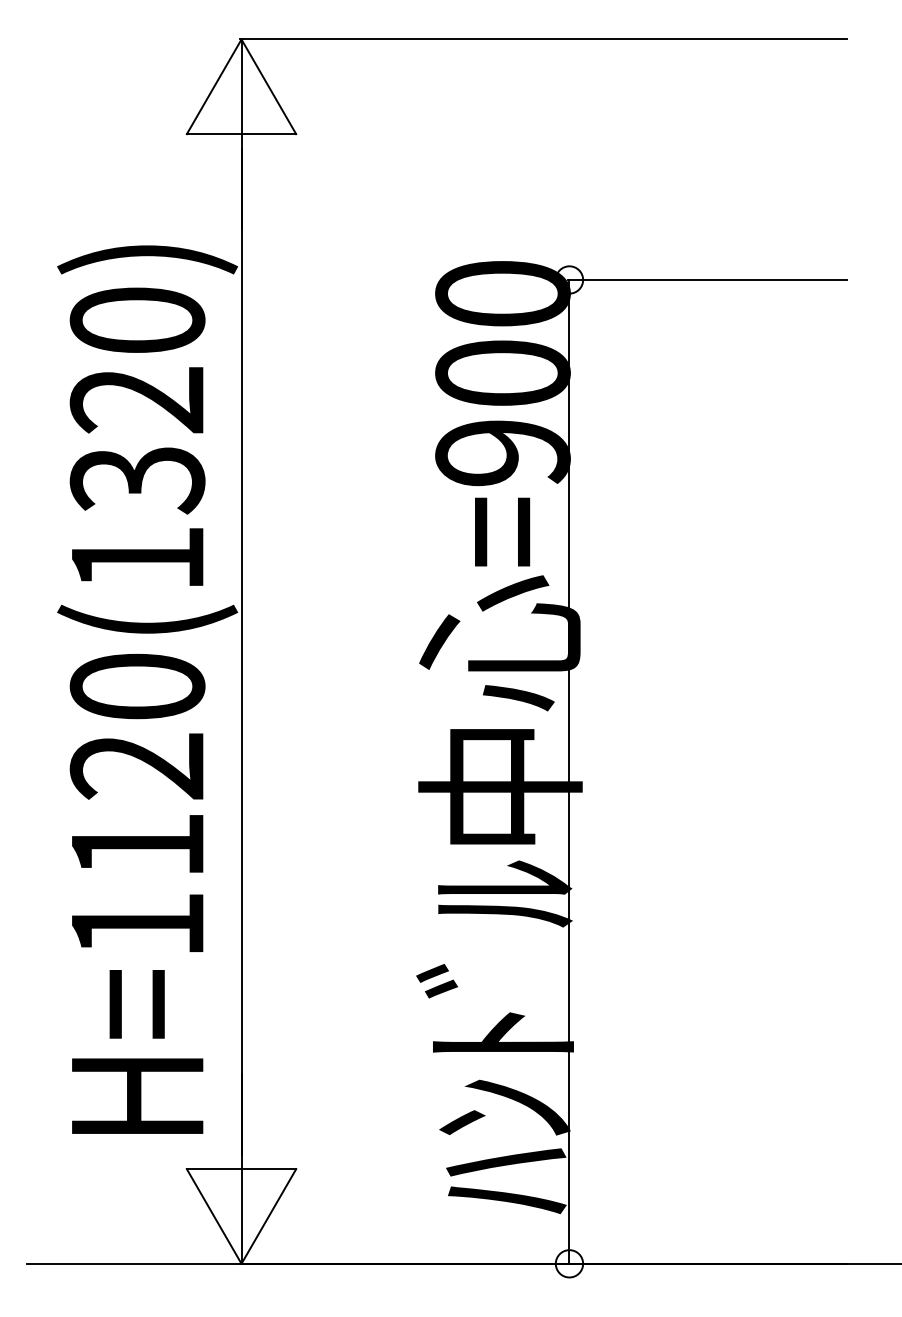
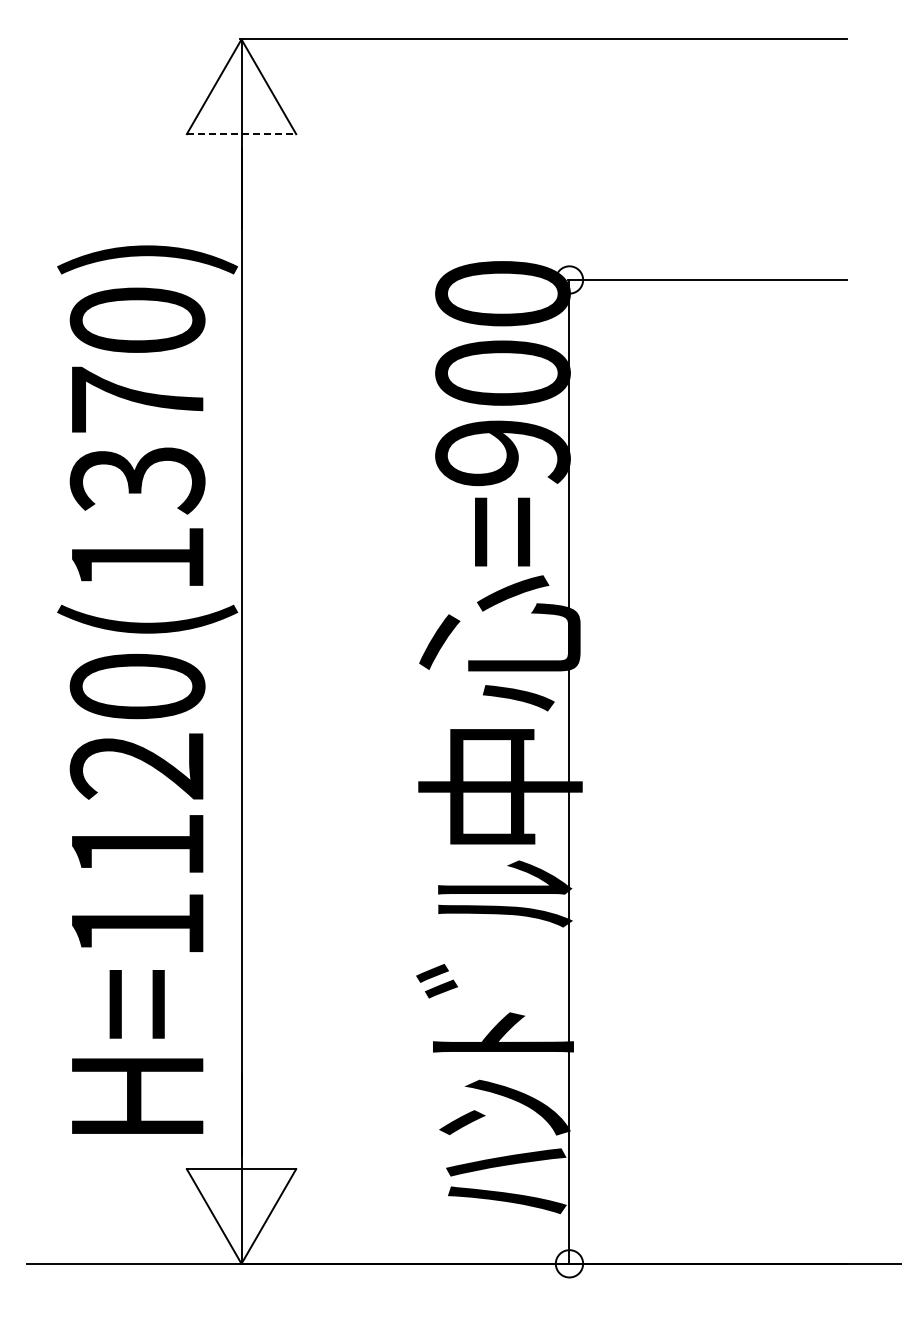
line: solid -> dashed (241, 134)
text: H=1120(1320) -> H=1120(1370) (136, 399)
